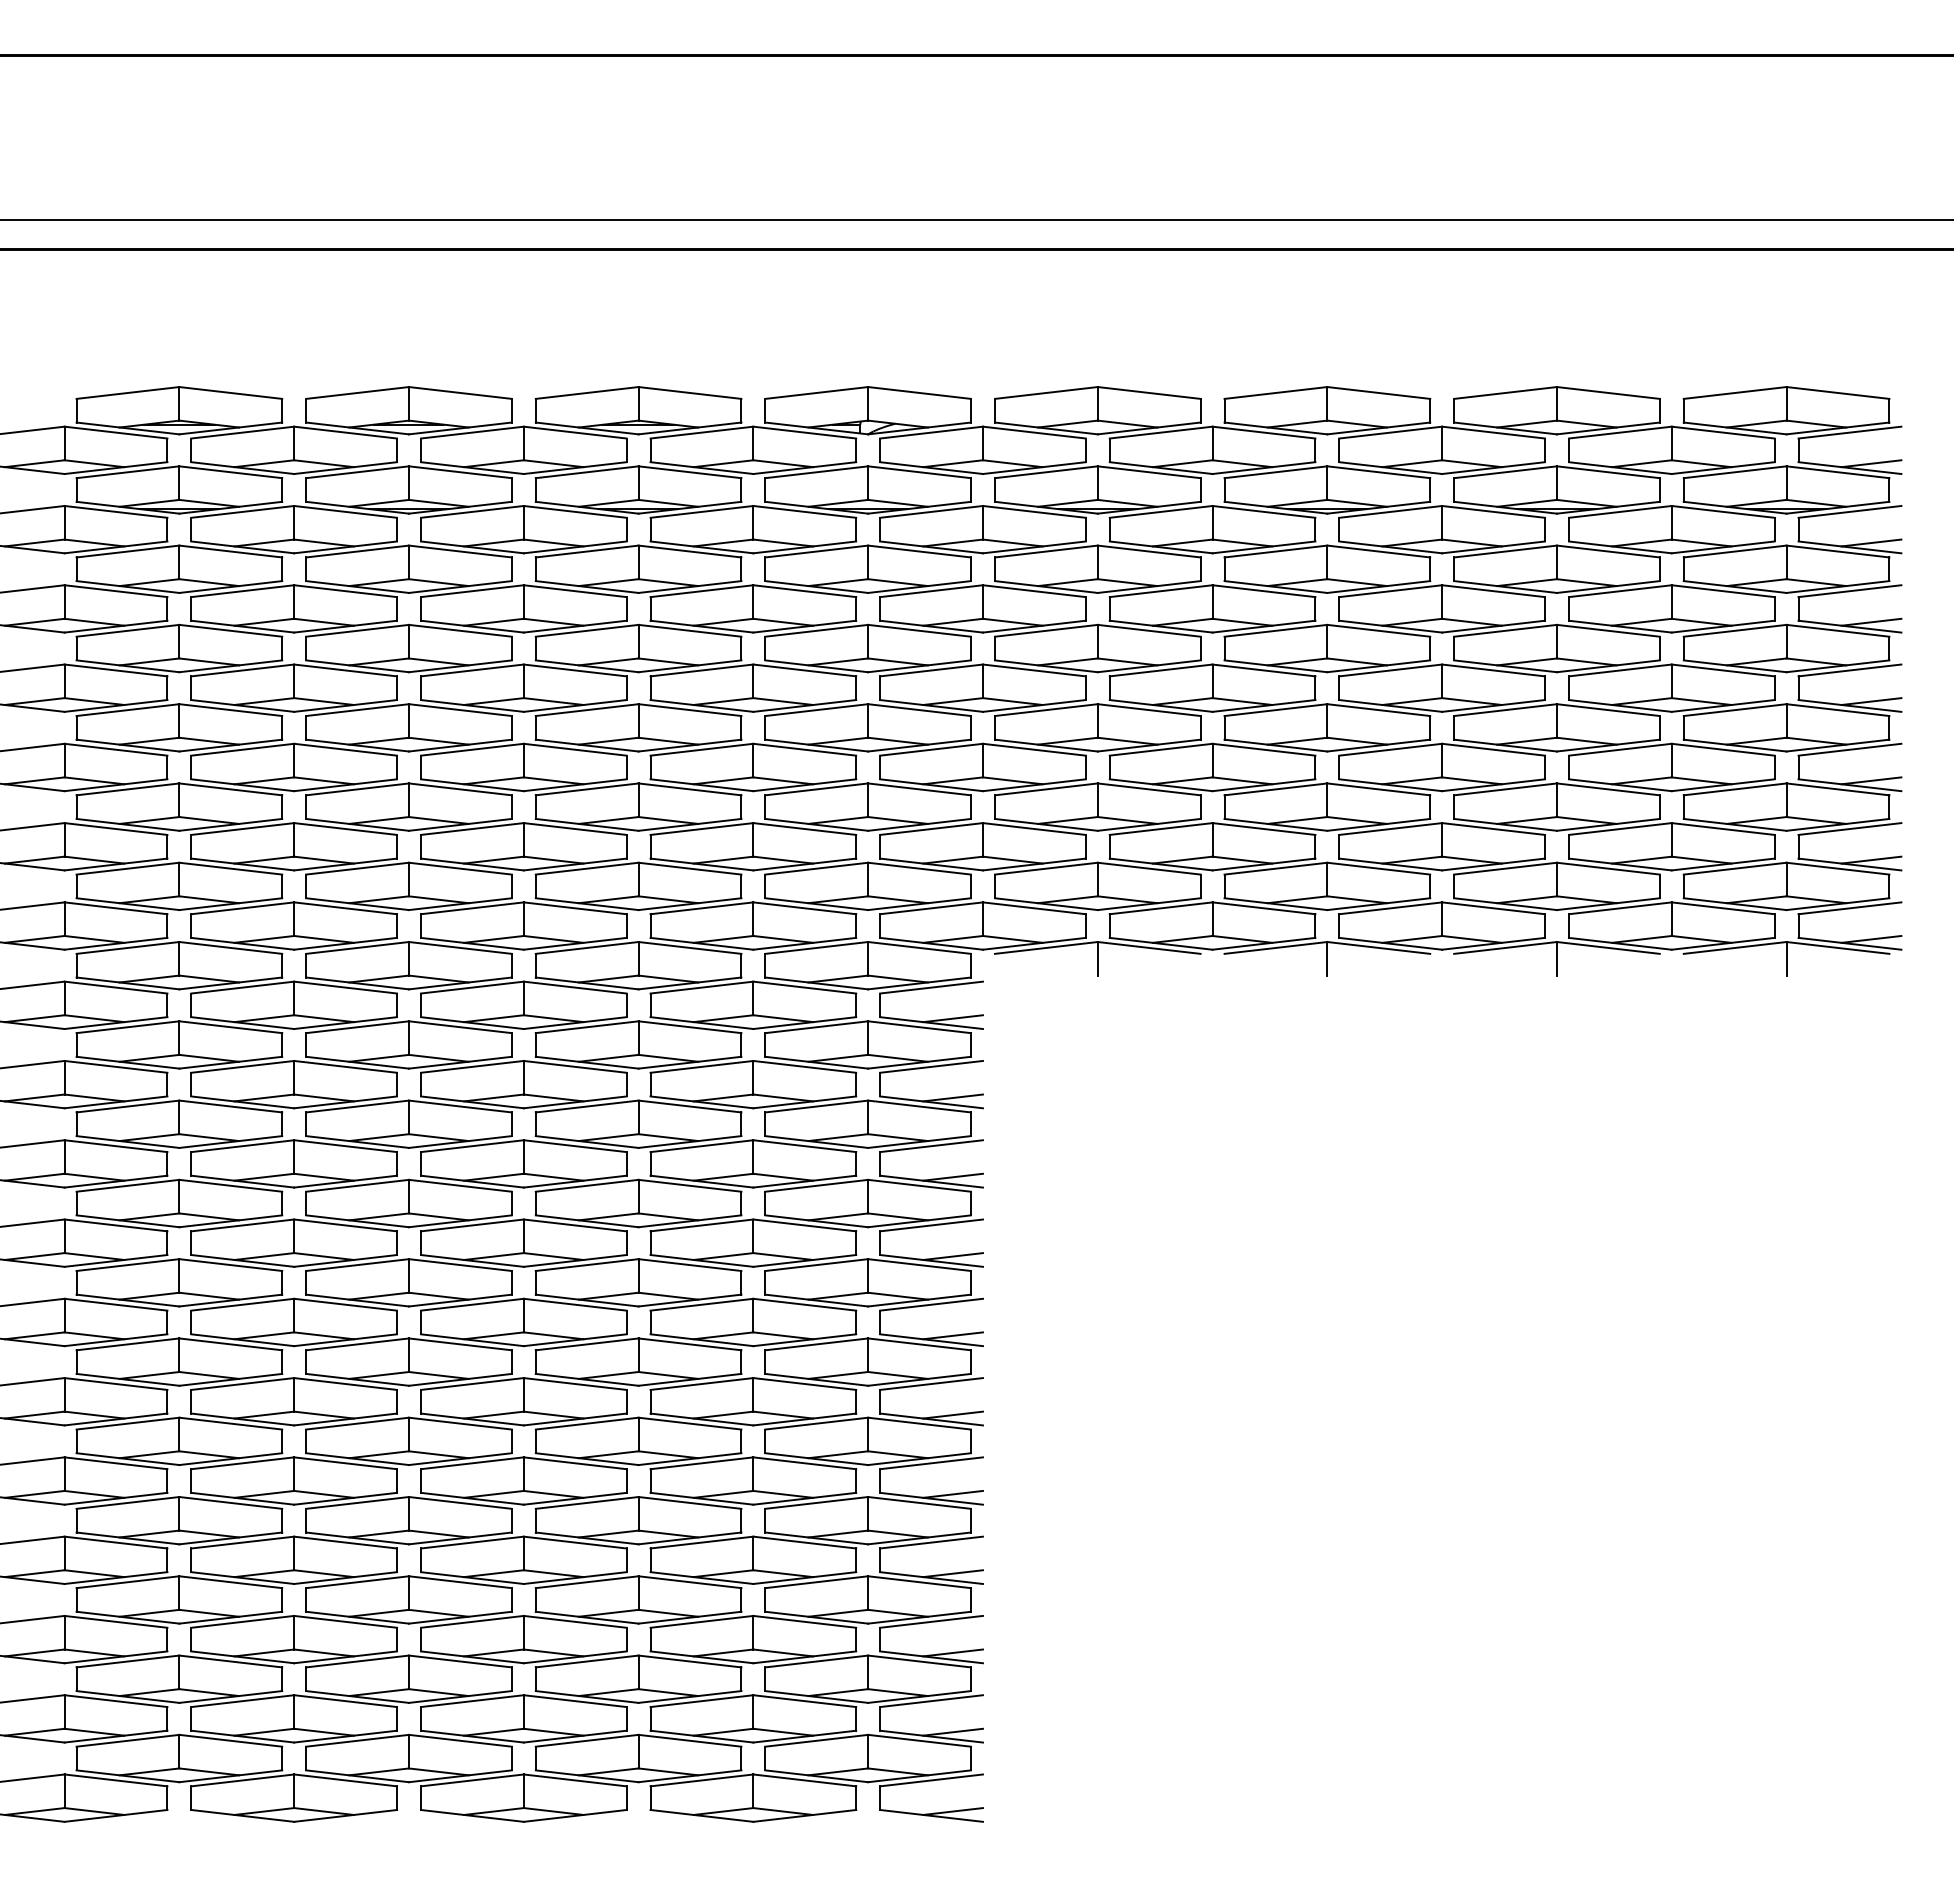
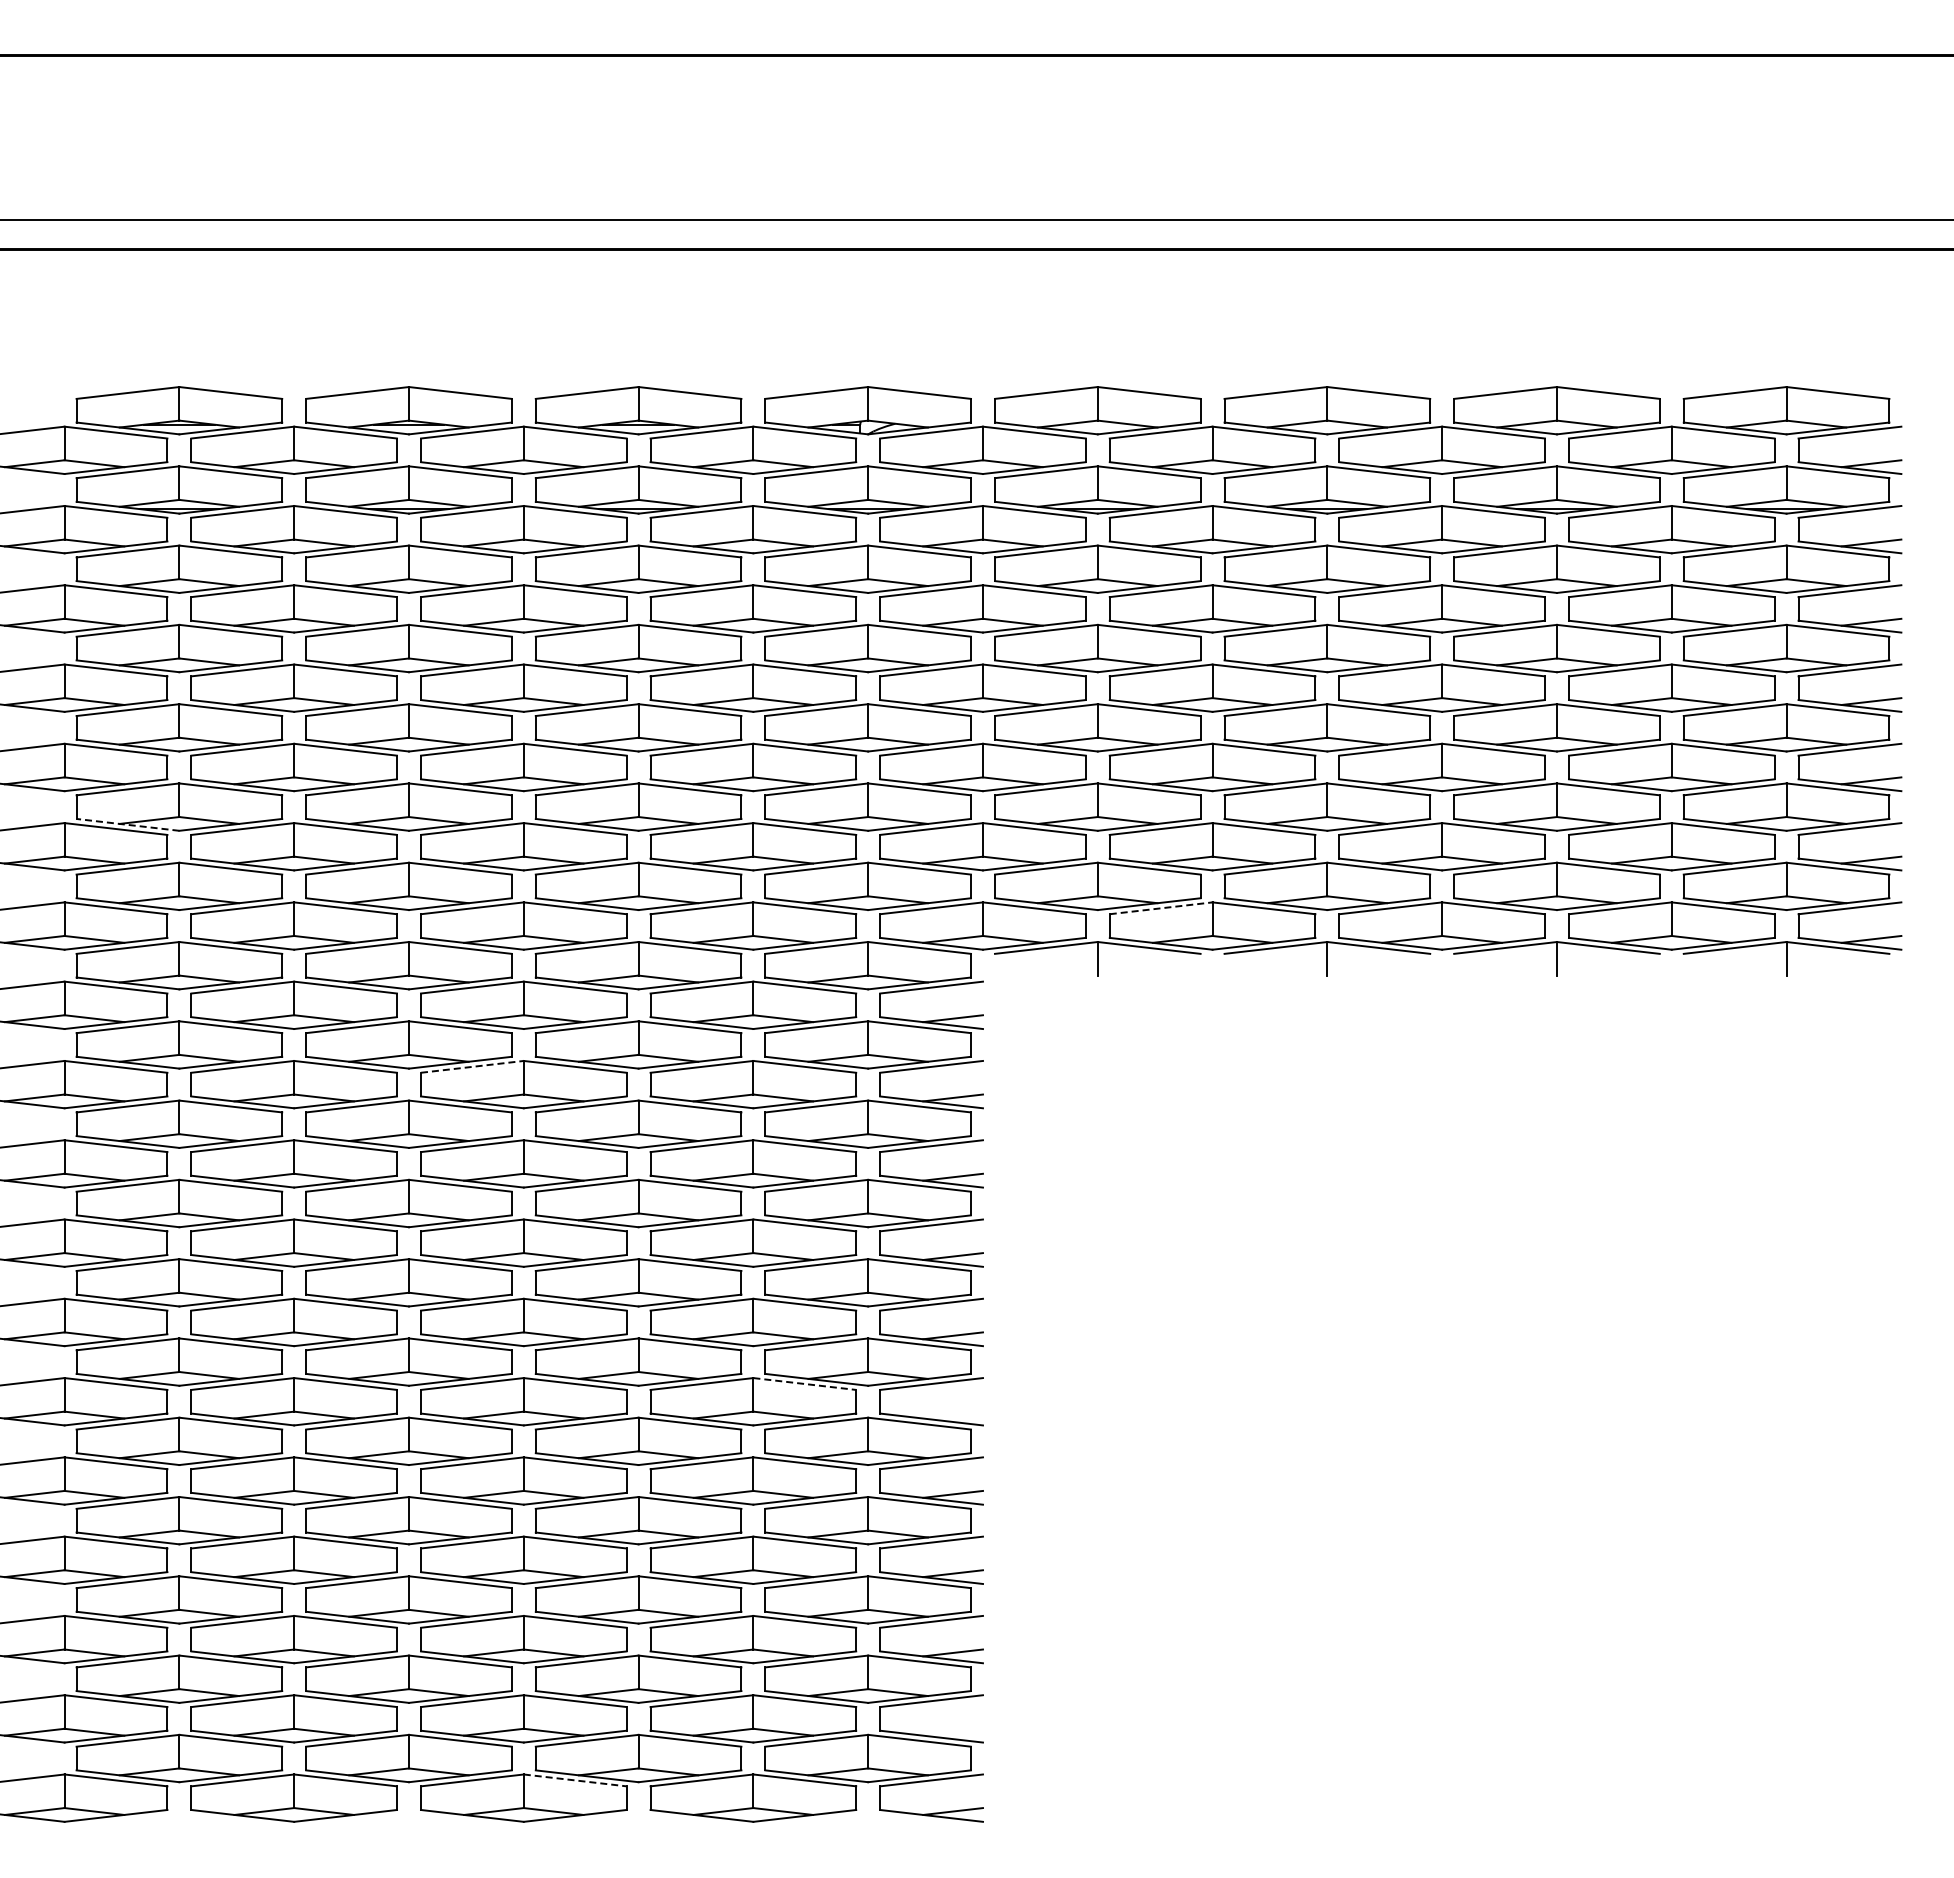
line: solid -> dashed (128, 824)
line: solid -> dashed (1161, 908)
line: solid -> dashed (472, 1066)
line: solid -> dashed (804, 1384)
line: present -> none (952, 1414)
line: present -> none (952, 1731)
line: solid -> dashed (575, 1780)
